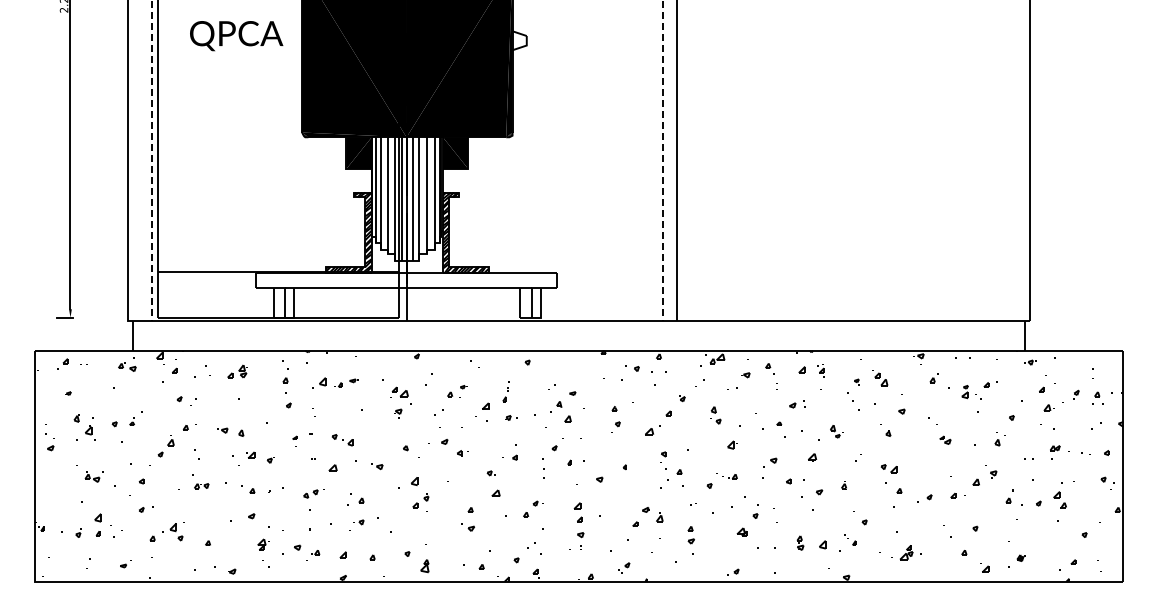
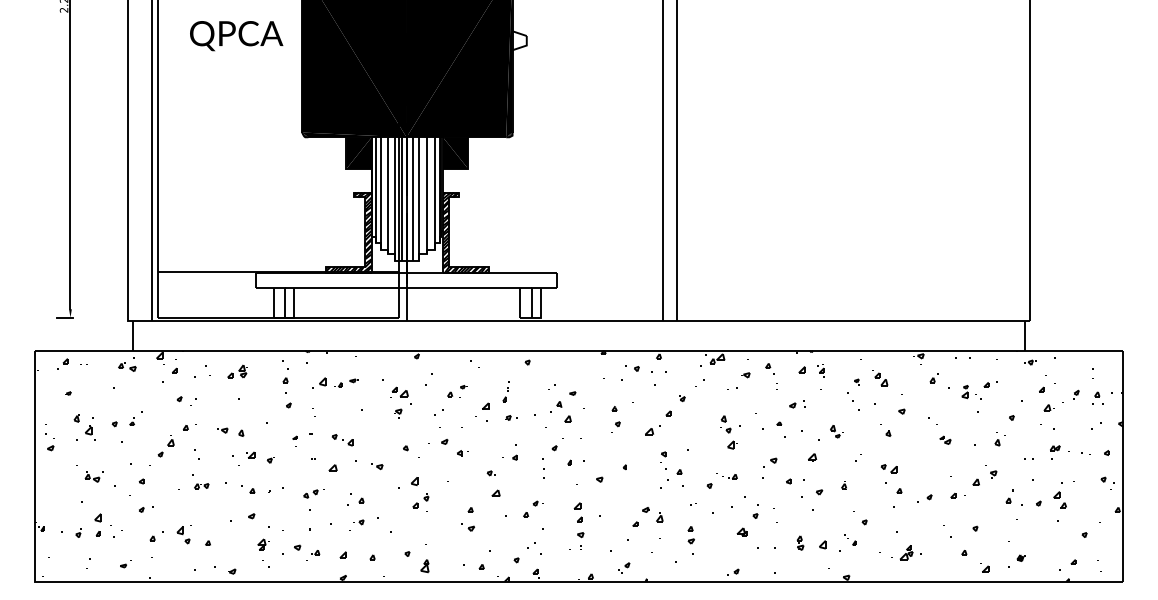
line: dashed -> solid (151, 160)
line: dashed -> solid (662, 160)
part position: (715, 415) -> (725, 424) (725, 424)
part position: (176, 531) -> (183, 534) (183, 534)
